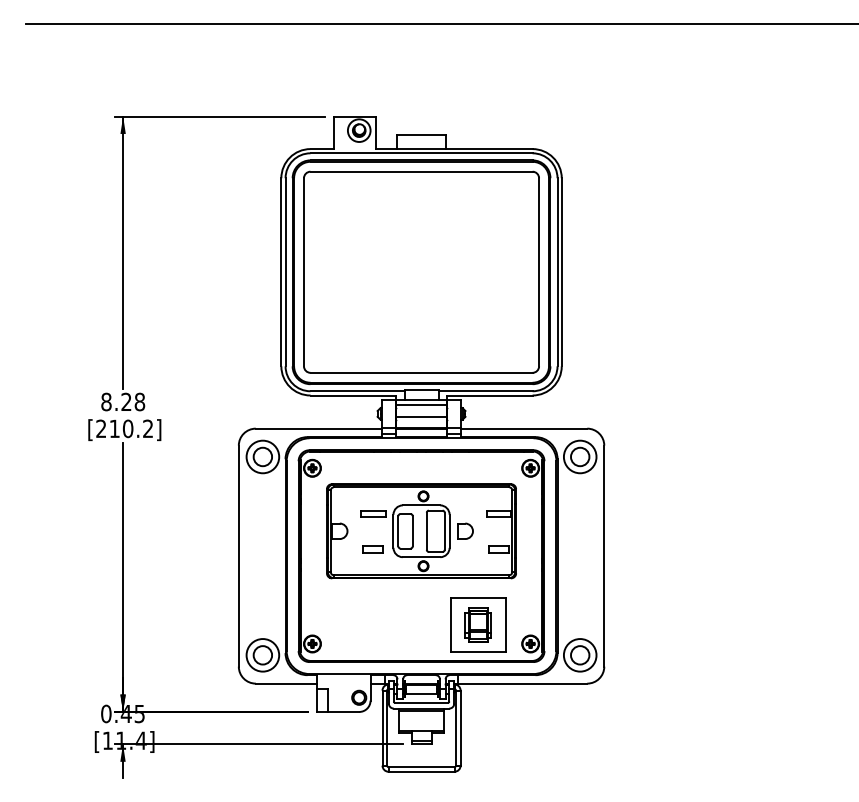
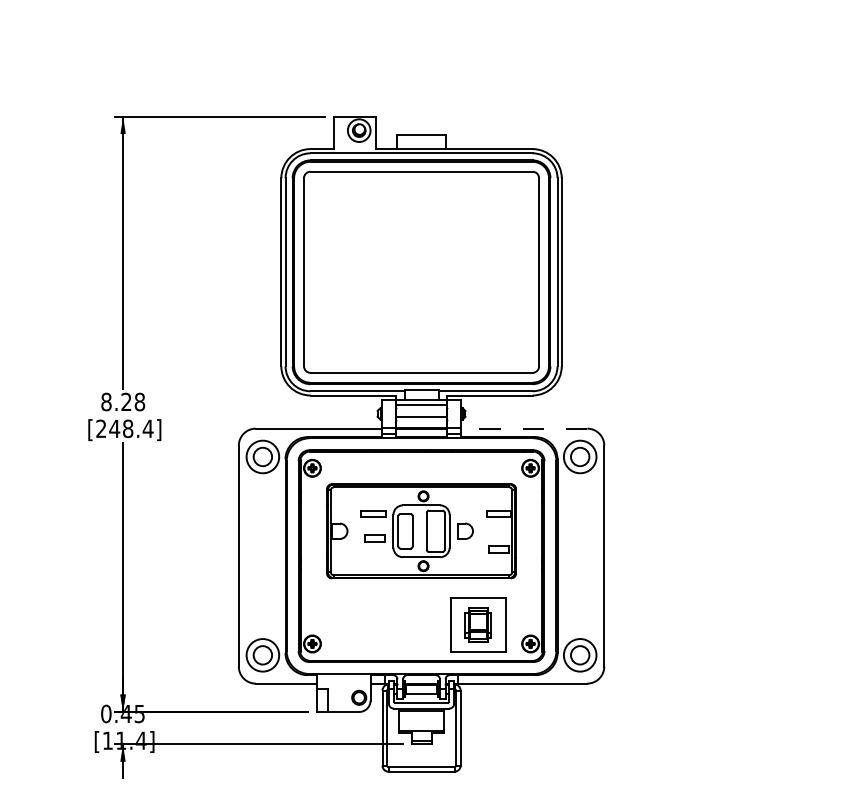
line: present -> none (440, 24)
text: [210.2] -> [248.4] (131, 428)
line: solid -> dashed (523, 428)
part position: (372, 549) -> (374, 538) (374, 538)
